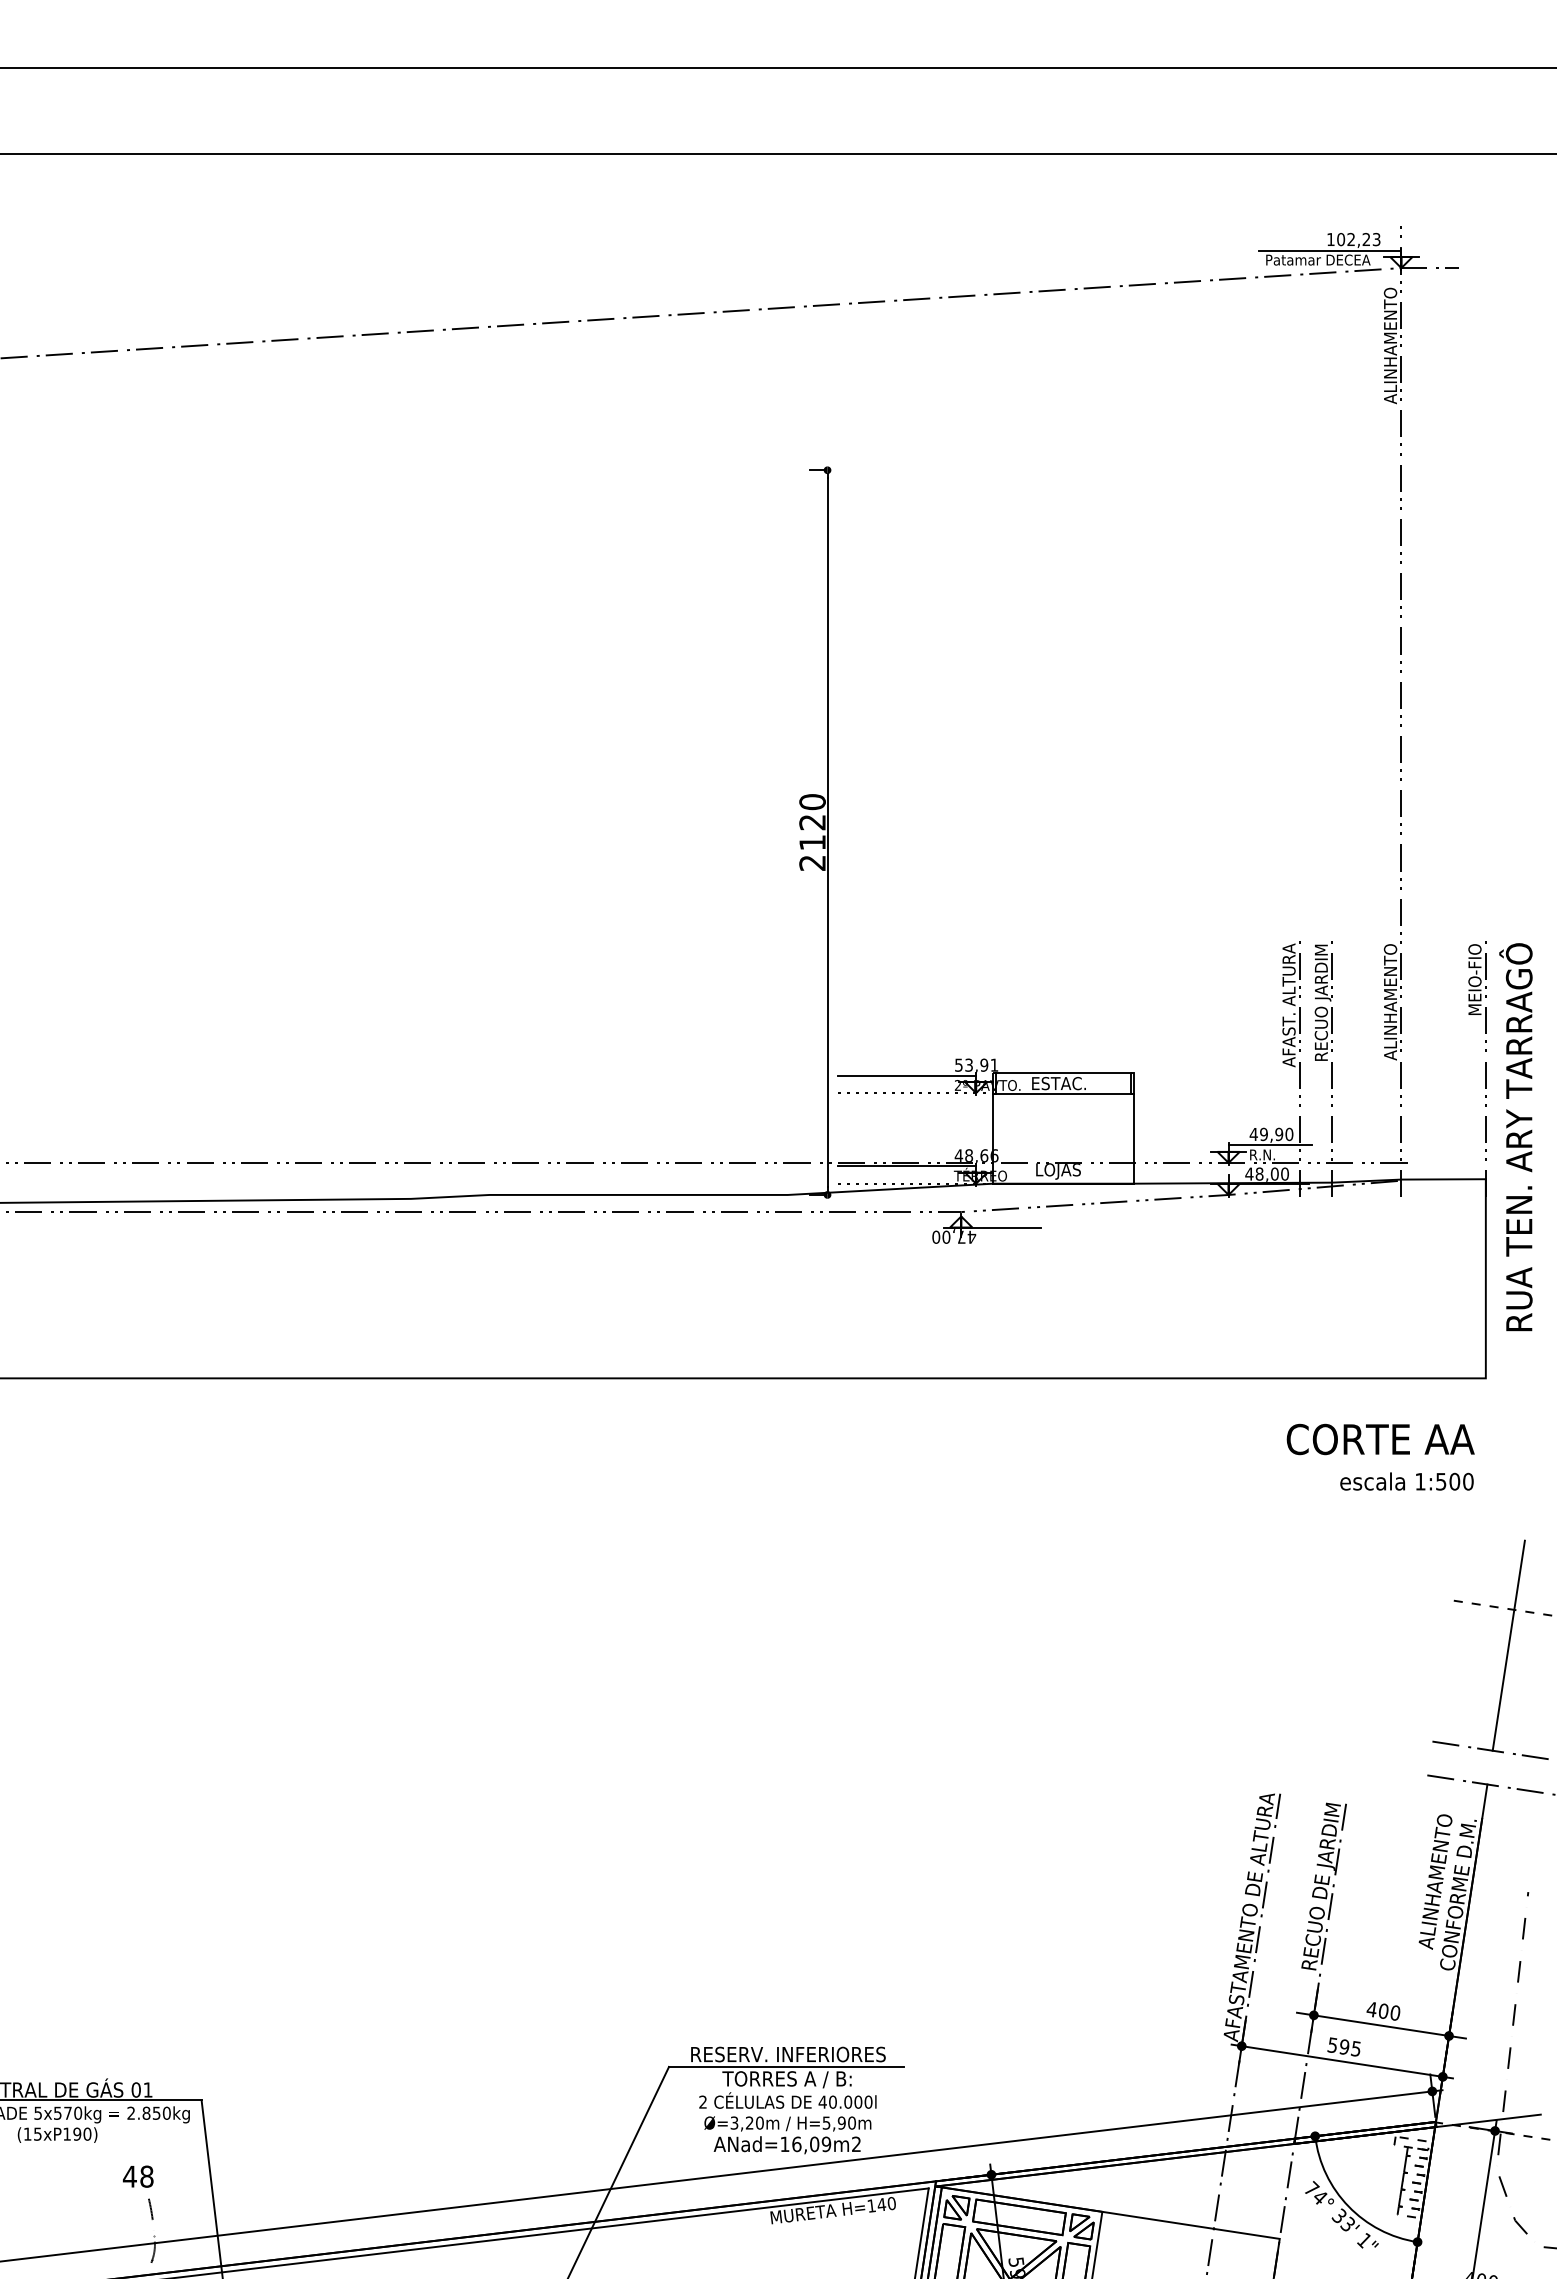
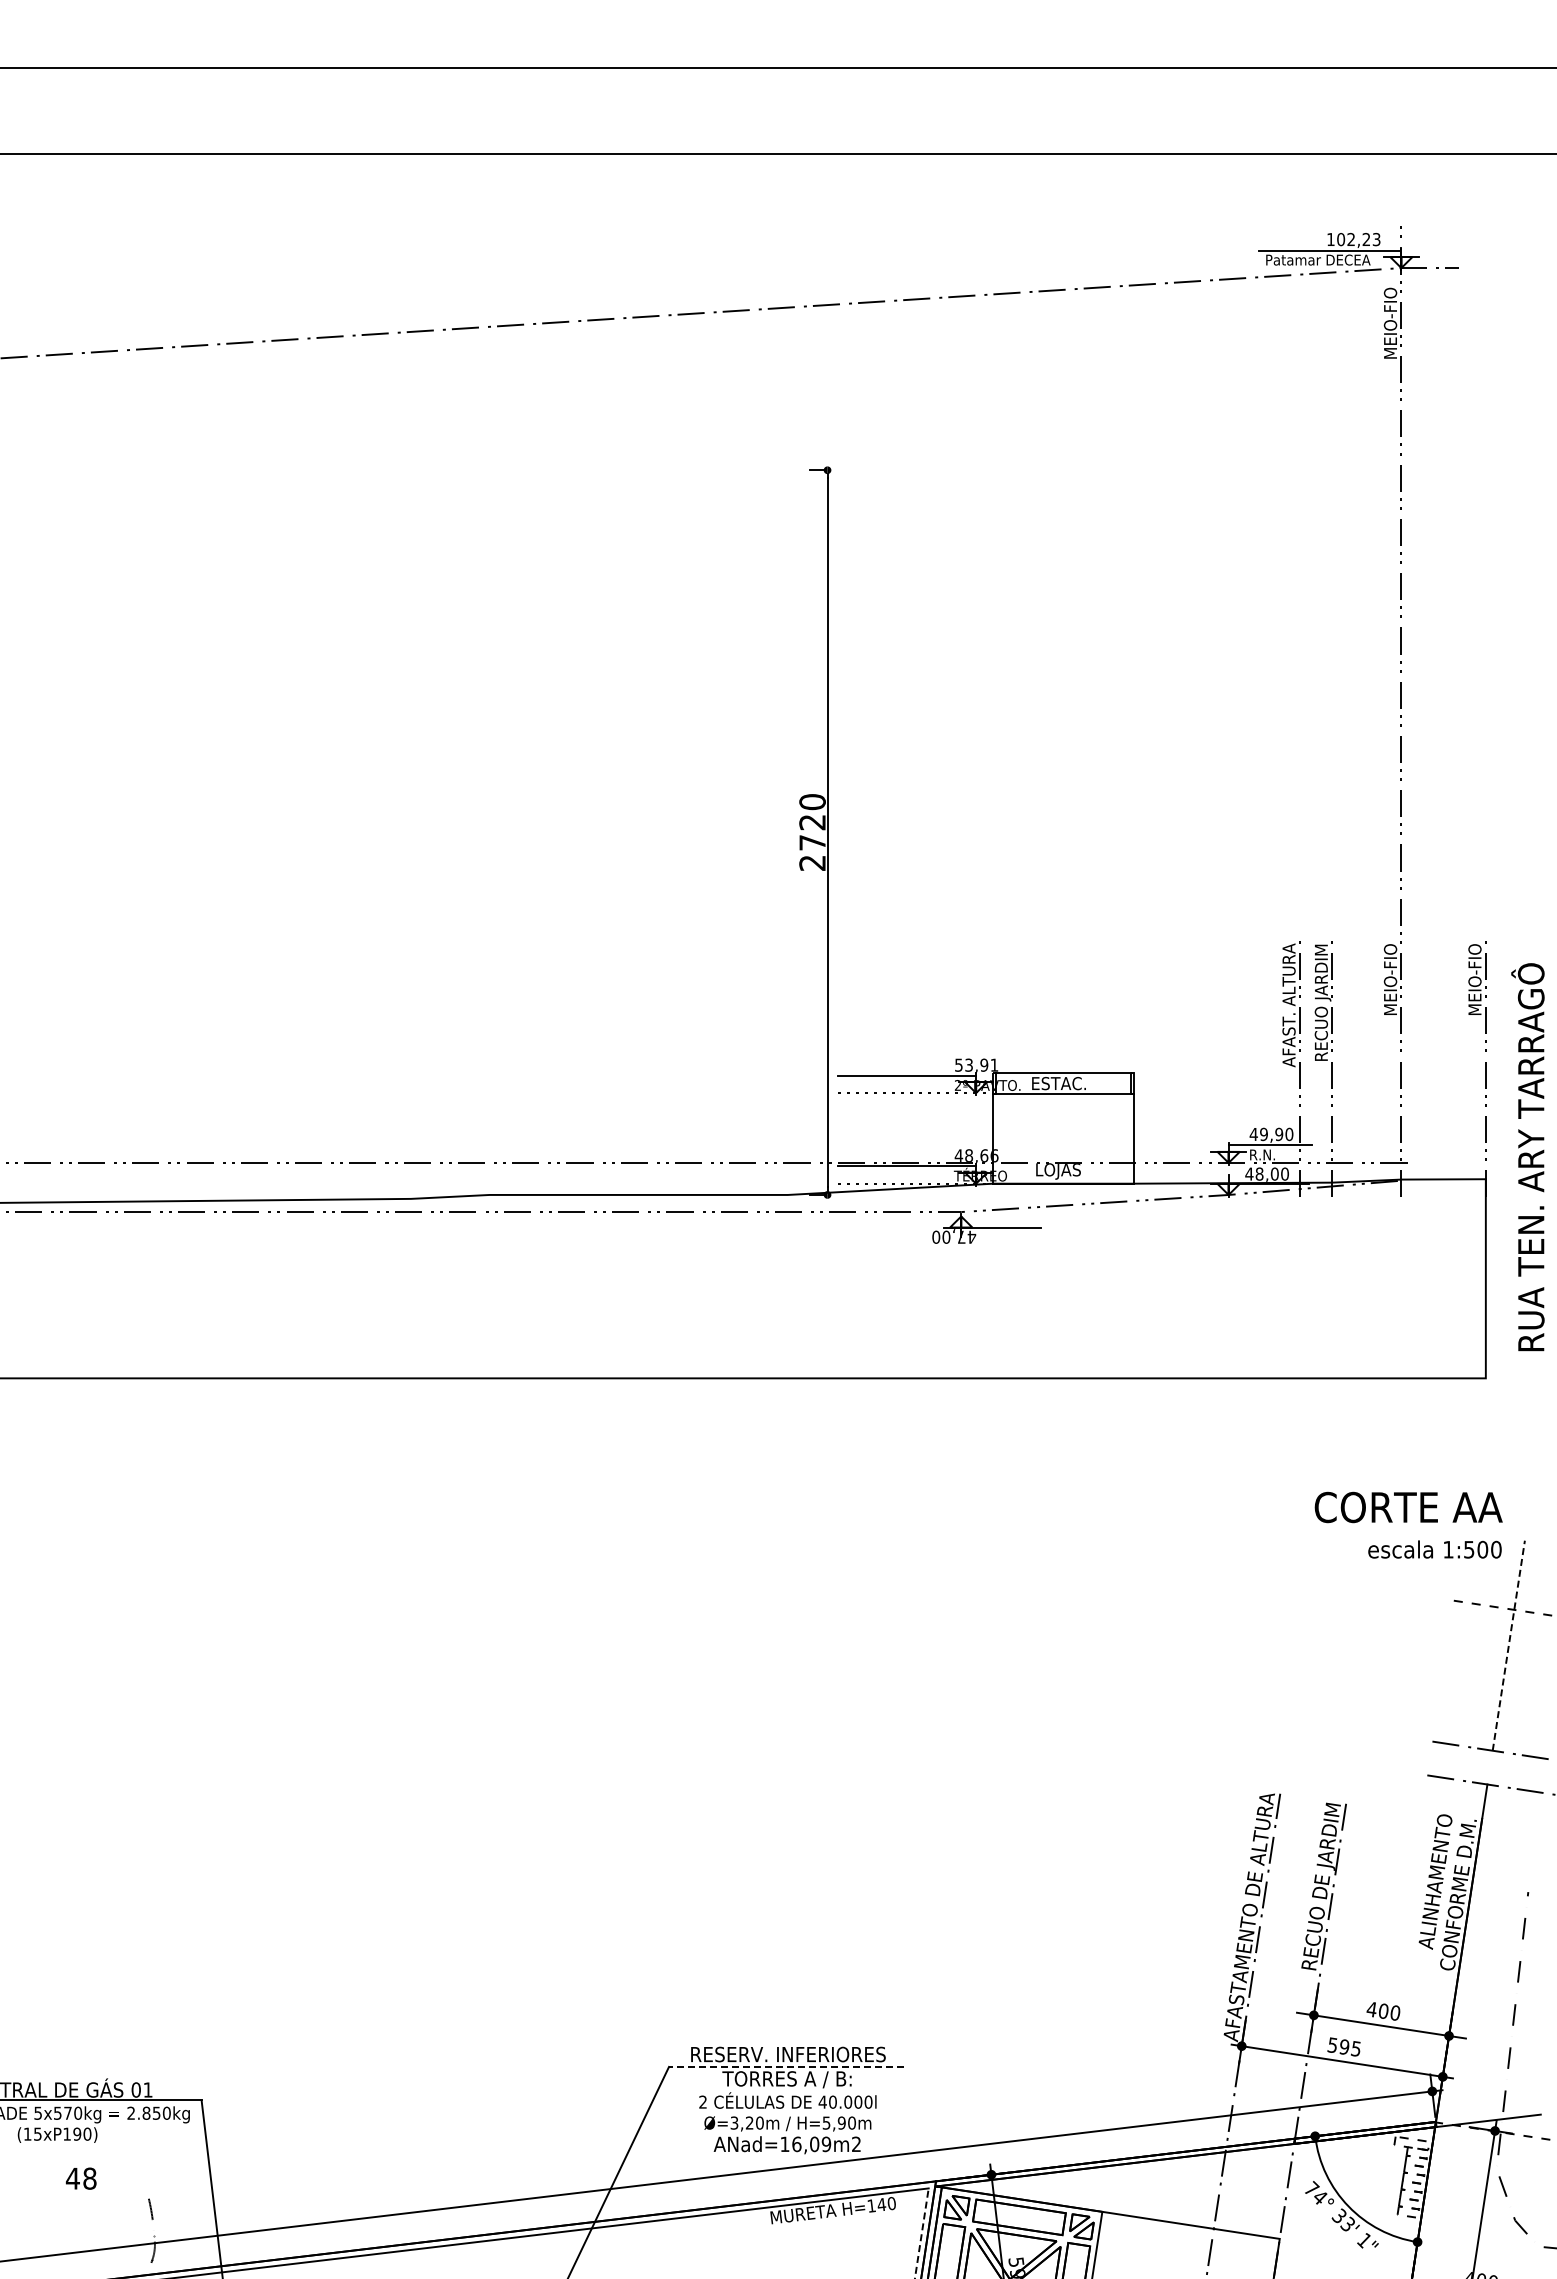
text: ALINHAMENTO -> MEIO-FIO (1390, 351)
text: 2120 -> 2720 (812, 842)
text: ALINHAMENTO -> MEIO-FIO (1390, 1007)
text position: (1515, 1137) -> (1527, 1157) (1527, 1157)
text position: (1380, 1456) -> (1408, 1524) (1408, 1524)
line: solid -> dashed (1508, 1645)
line: solid -> dashed (786, 2066)
text position: (138, 2176) -> (81, 2178) (81, 2178)
line: solid -> dashed (921, 2232)
